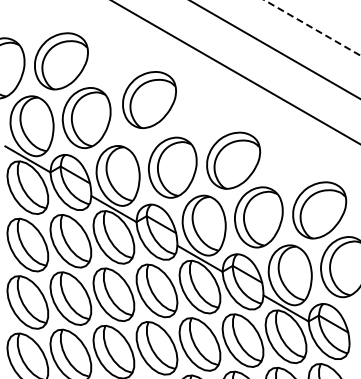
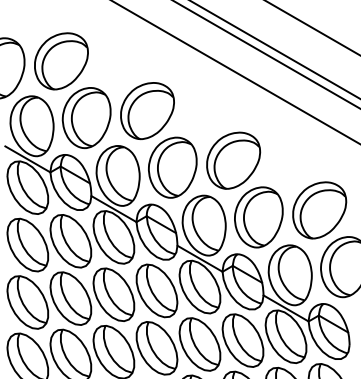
line: dashed -> solid (313, 28)
line: none -> present (266, 54)
part position: (149, 100) -> (147, 111) (147, 111)
